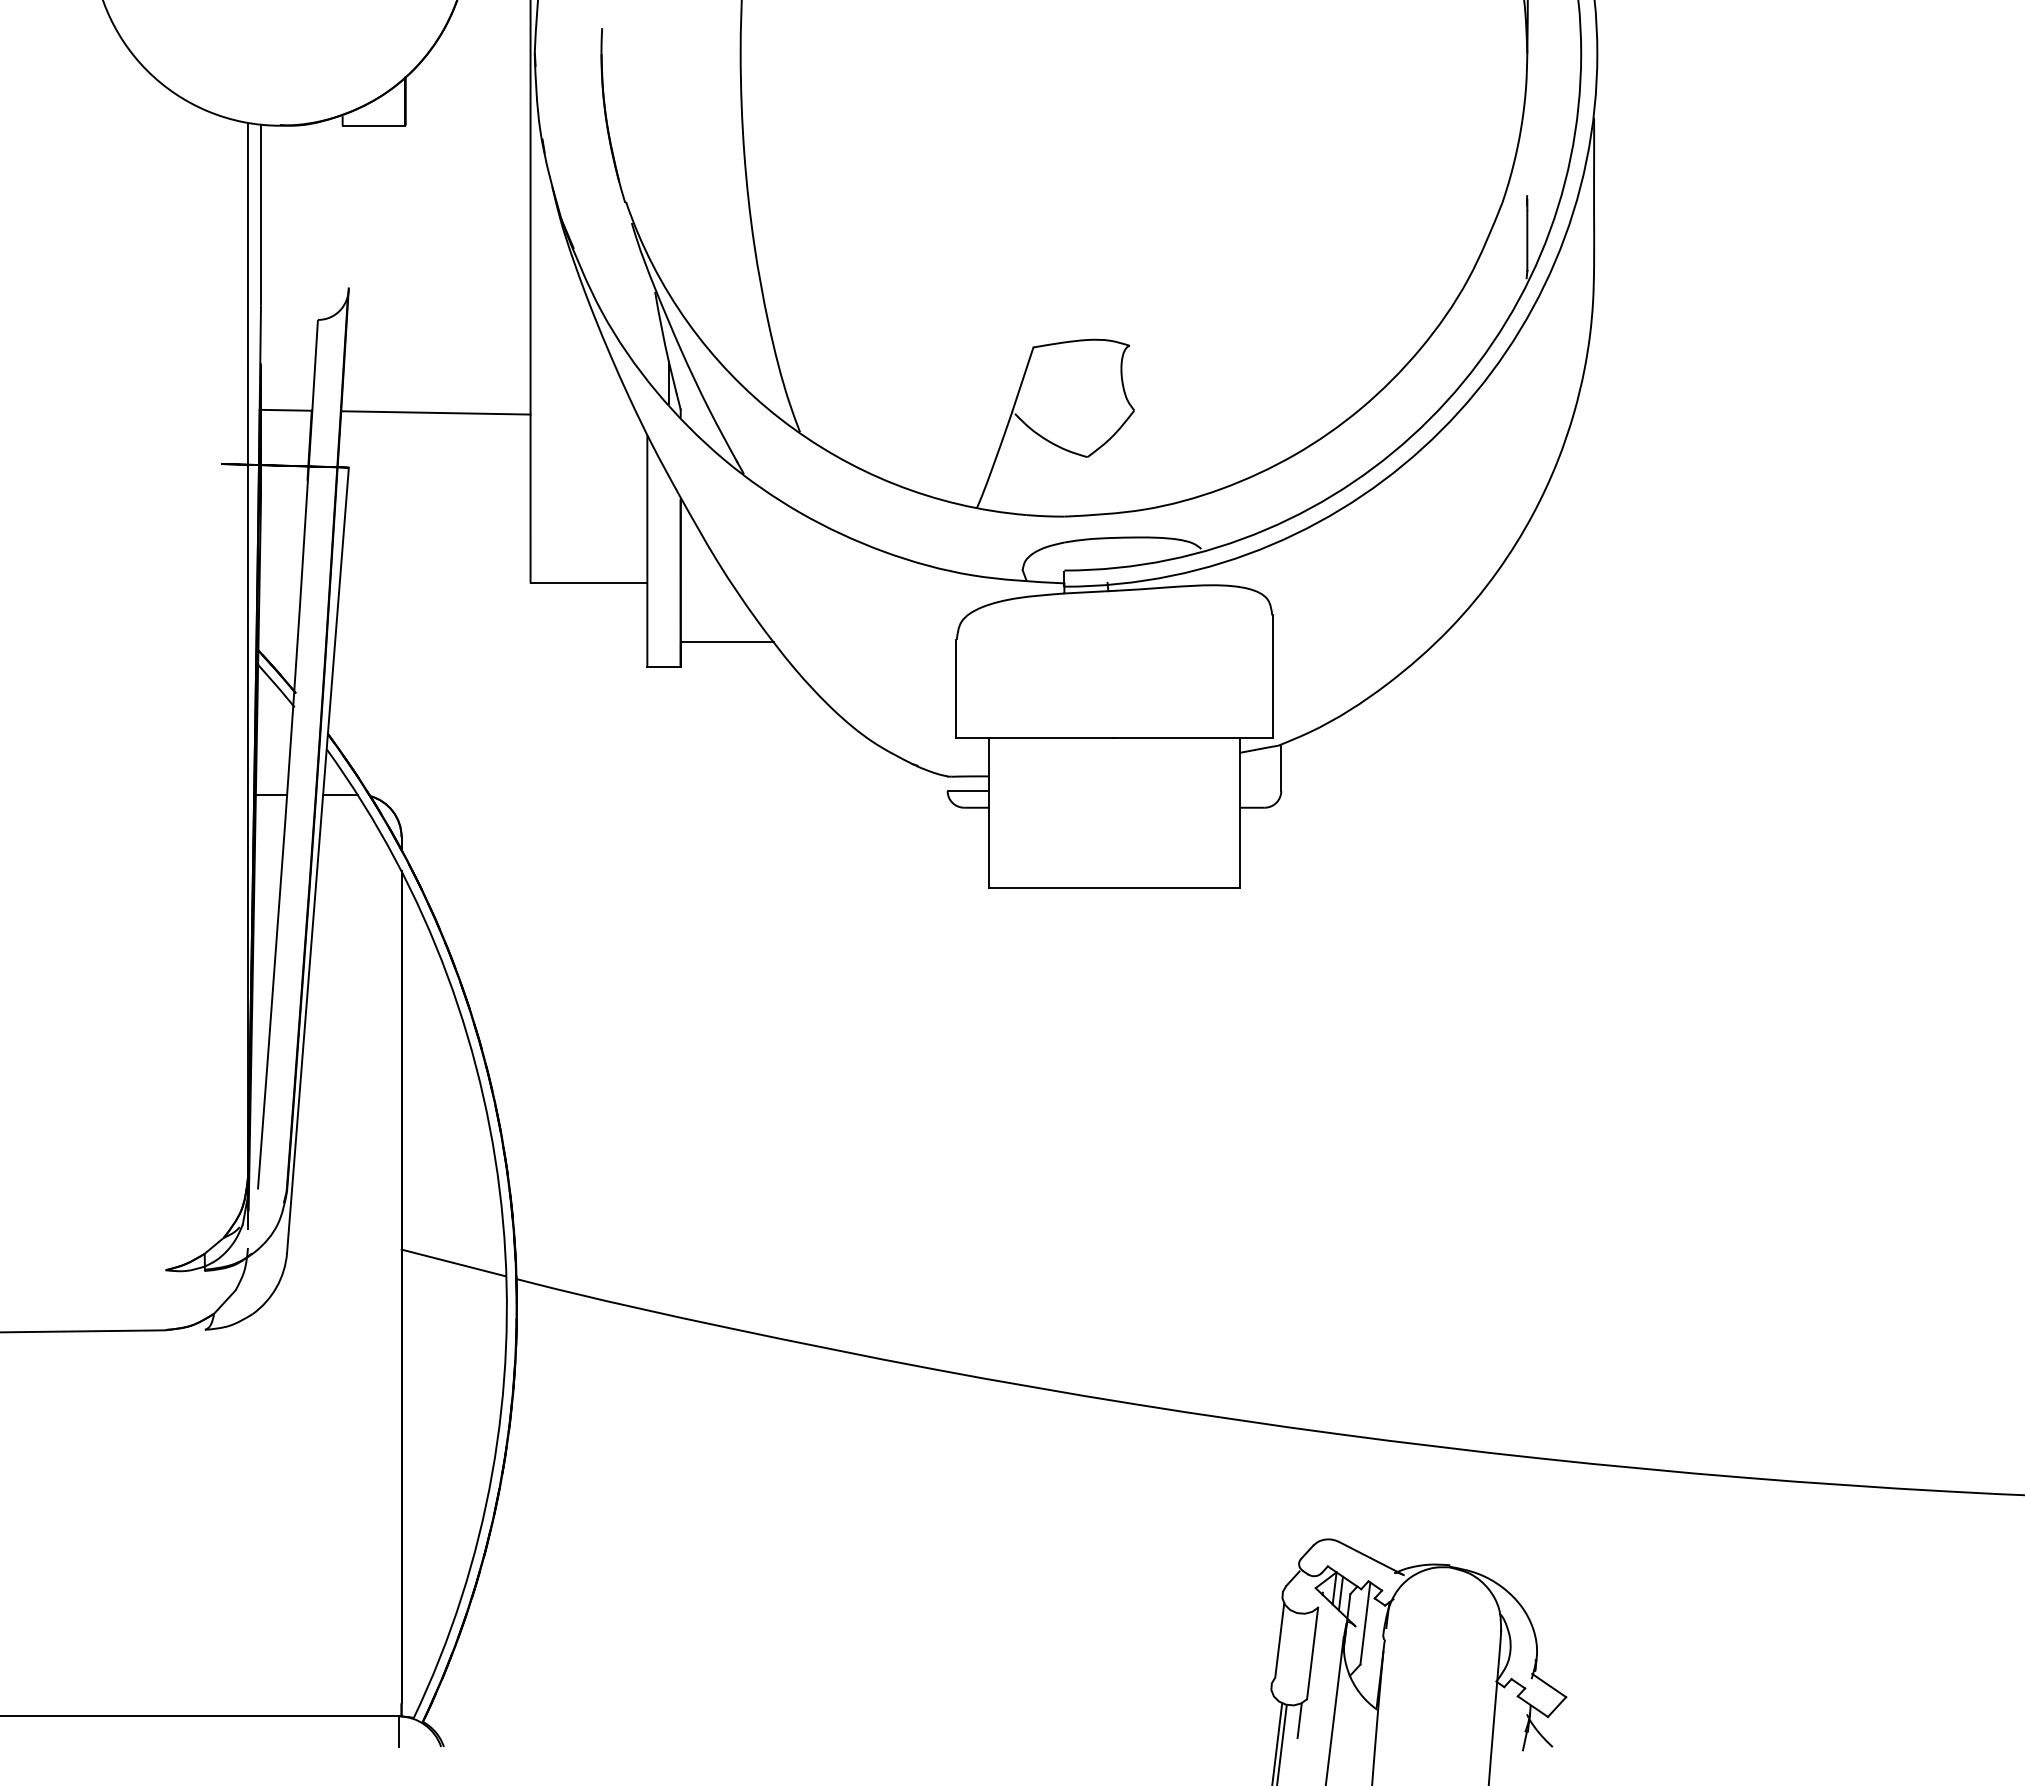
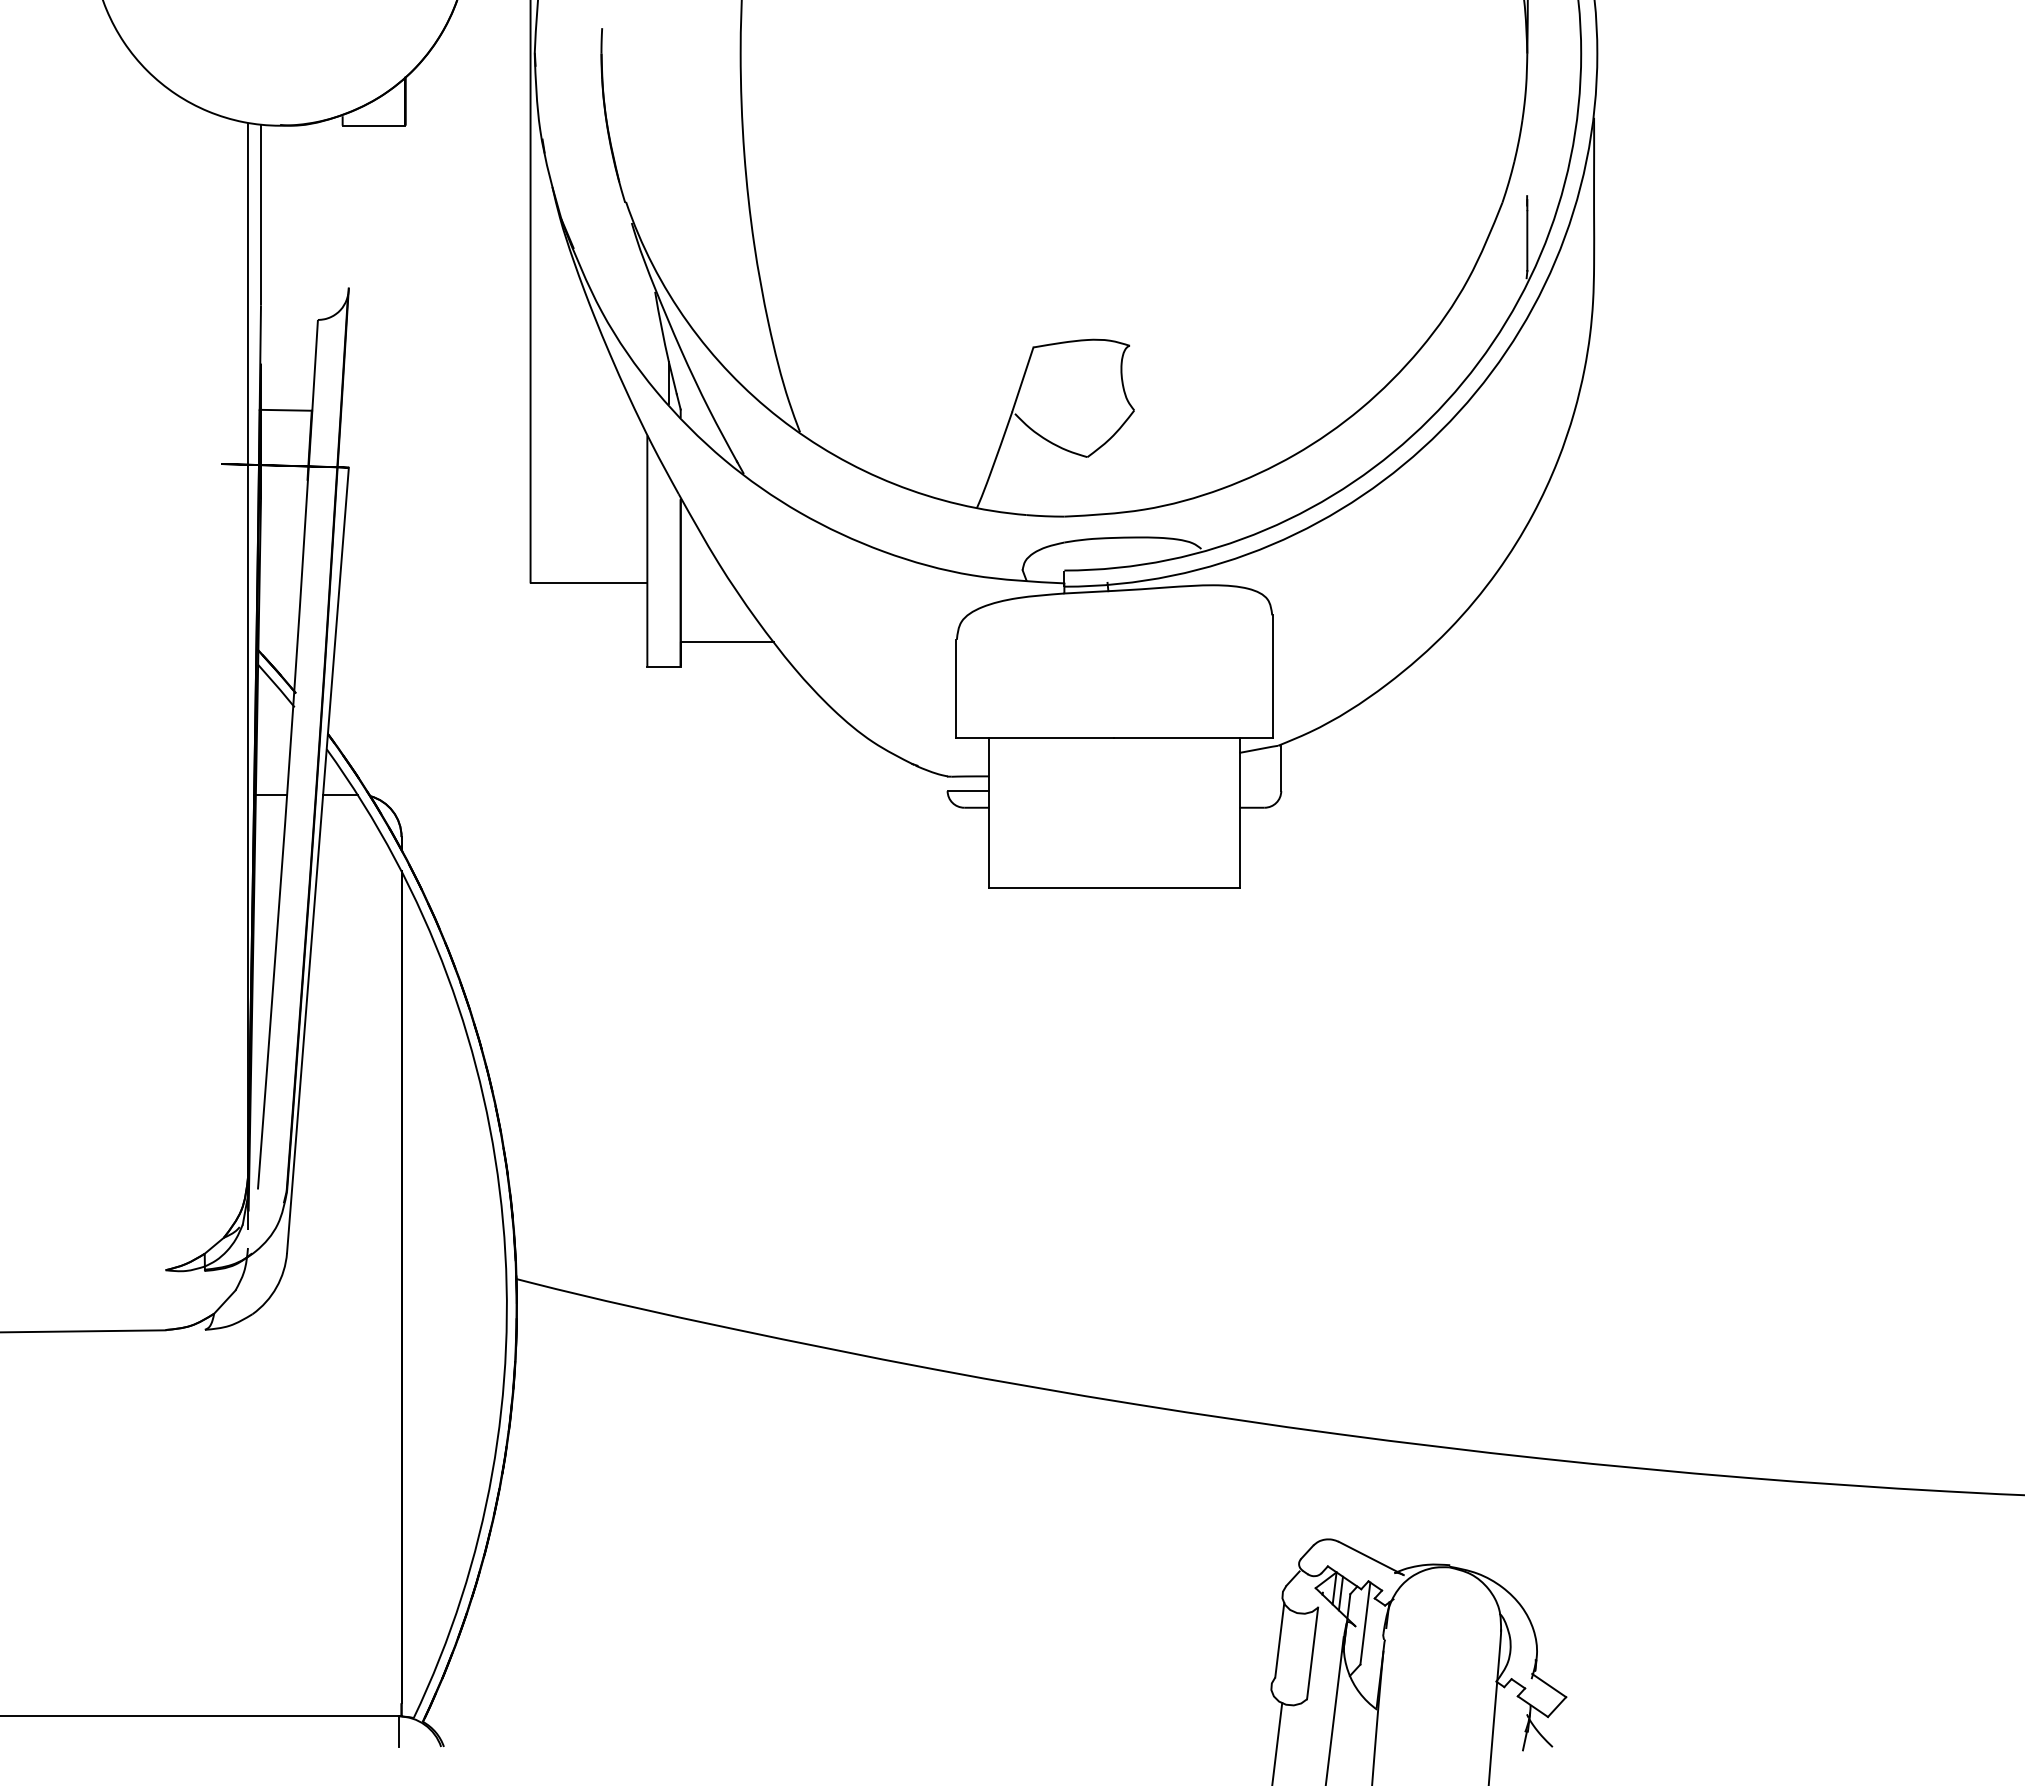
line: present -> none (435, 412)
line: present -> none (453, 1262)
line: present -> none (1299, 1720)
line: present -> none (1281, 1743)
